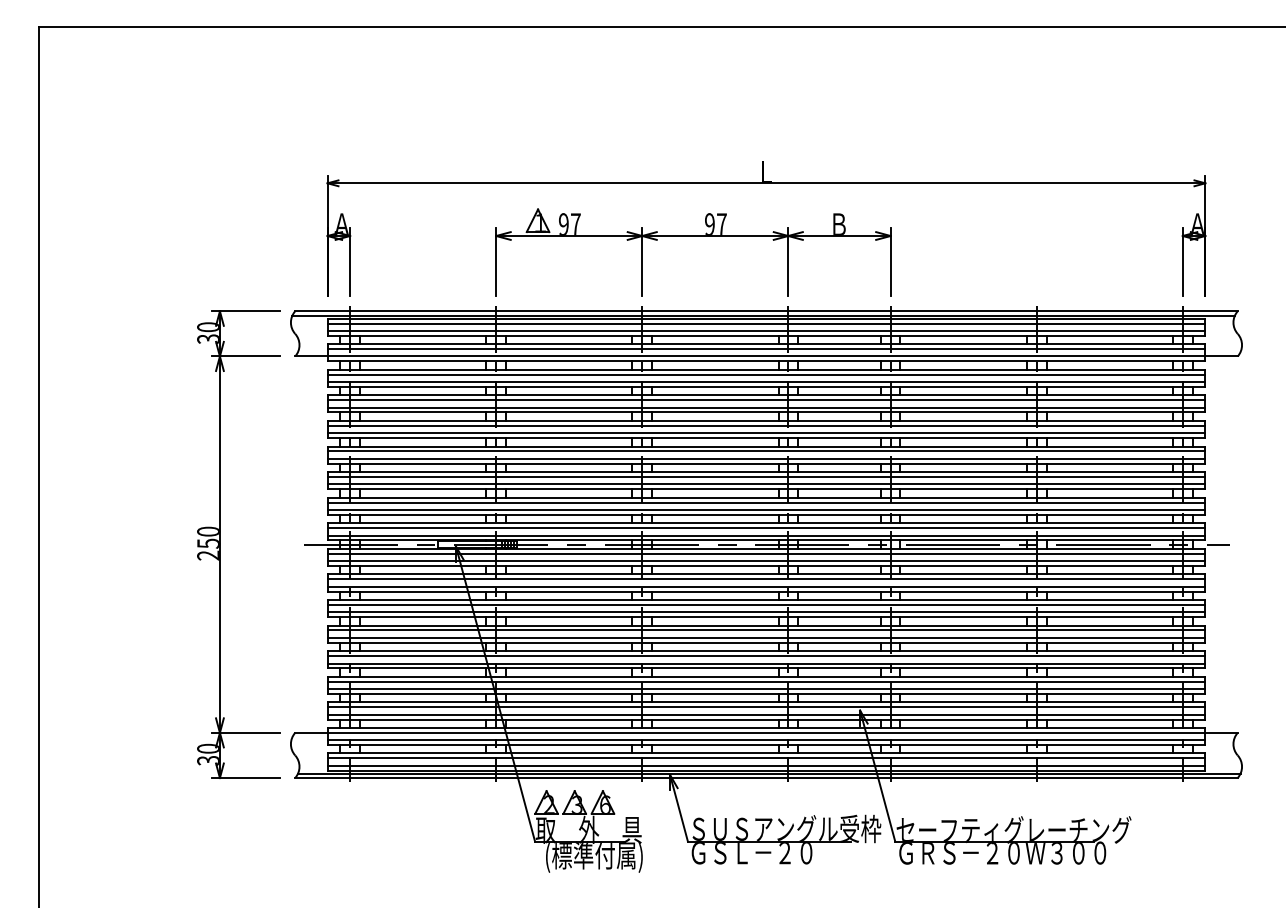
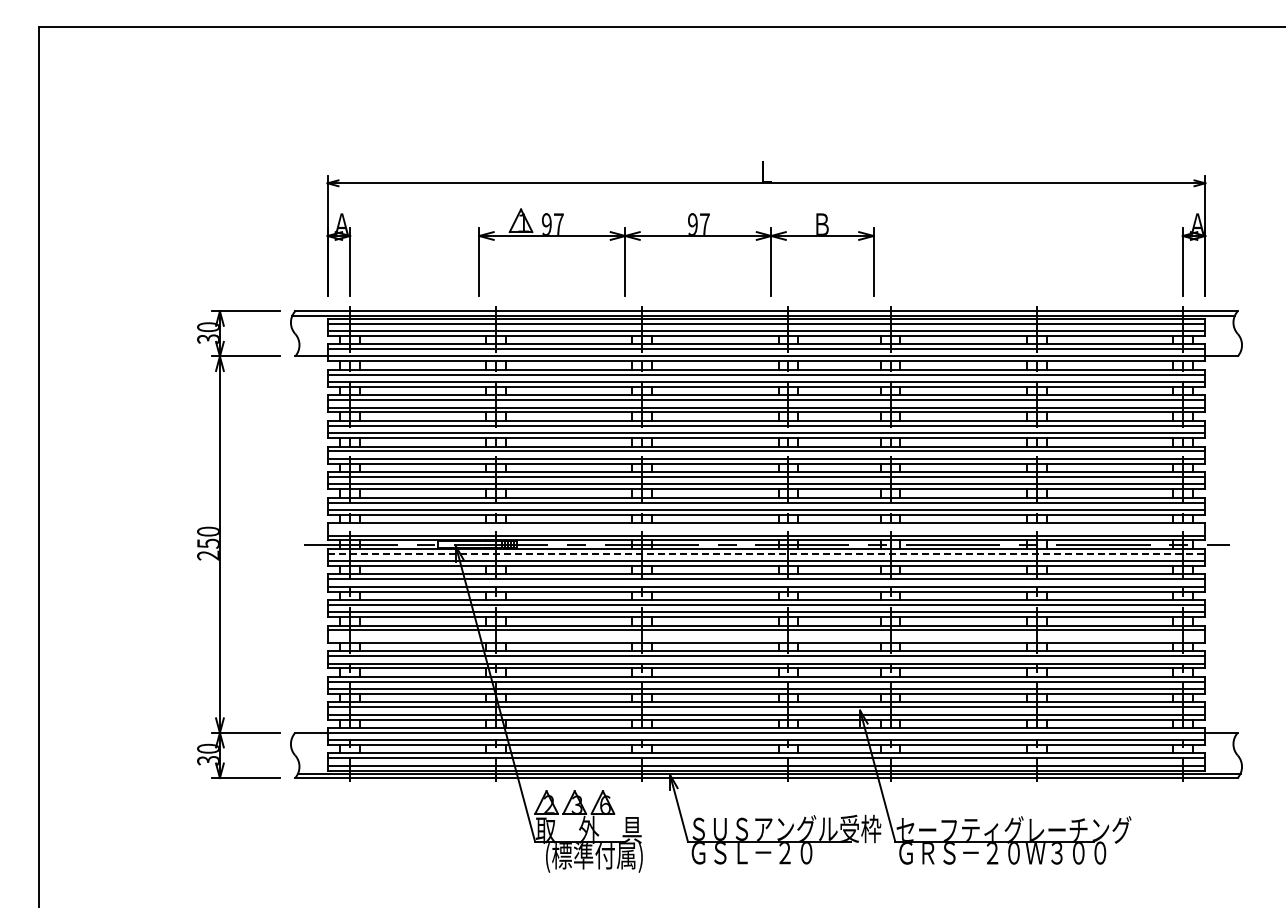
part position: (693, 236) -> (676, 236) (676, 236)
line: present -> none (766, 528)
line: solid -> dashed (766, 553)
line: present -> none (766, 638)
